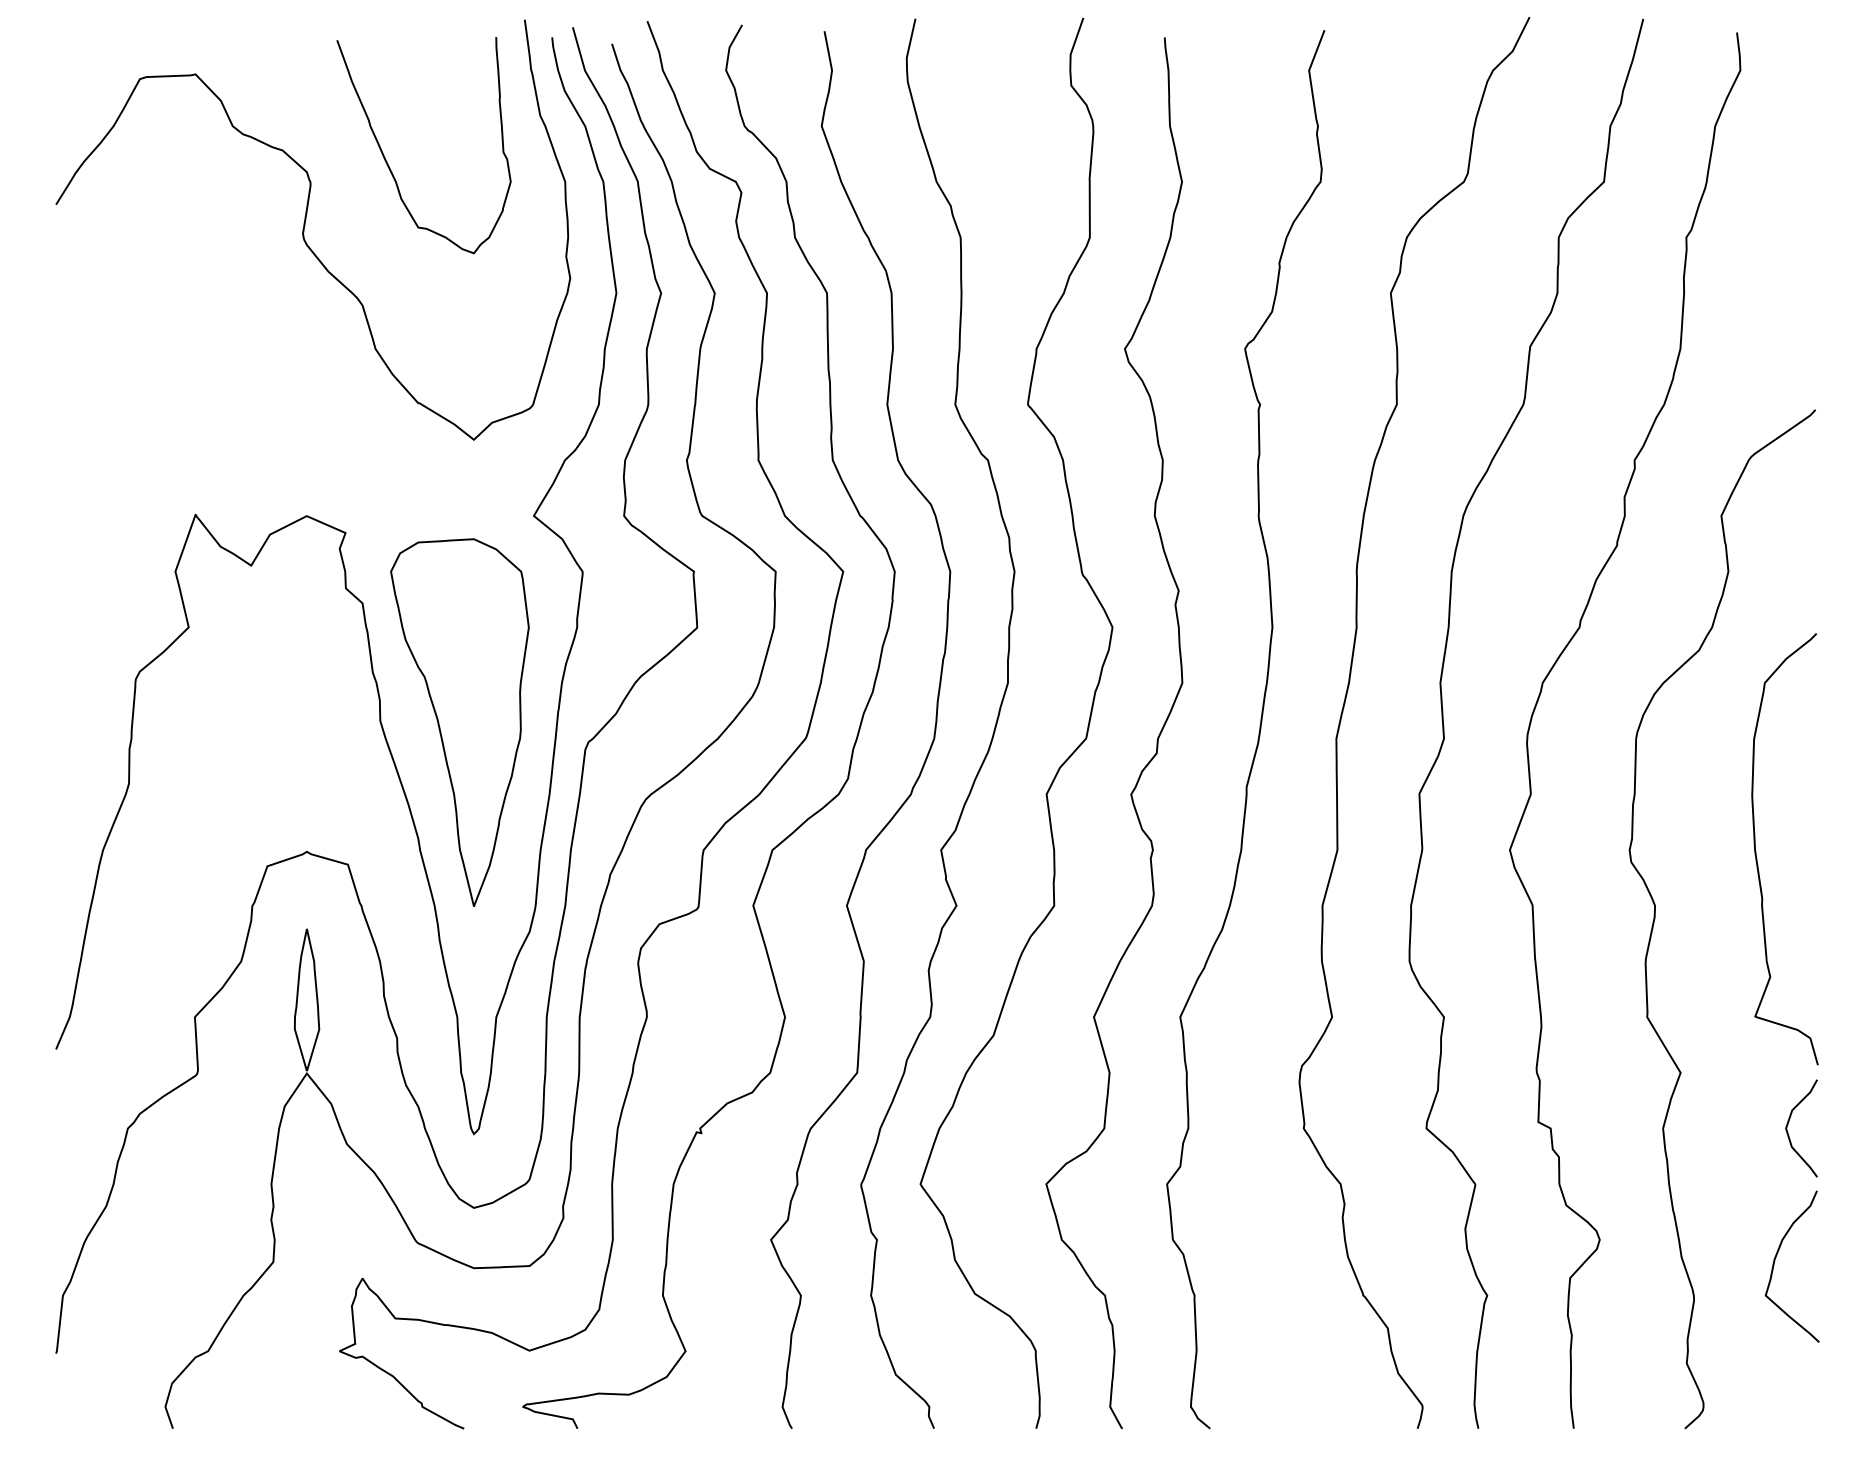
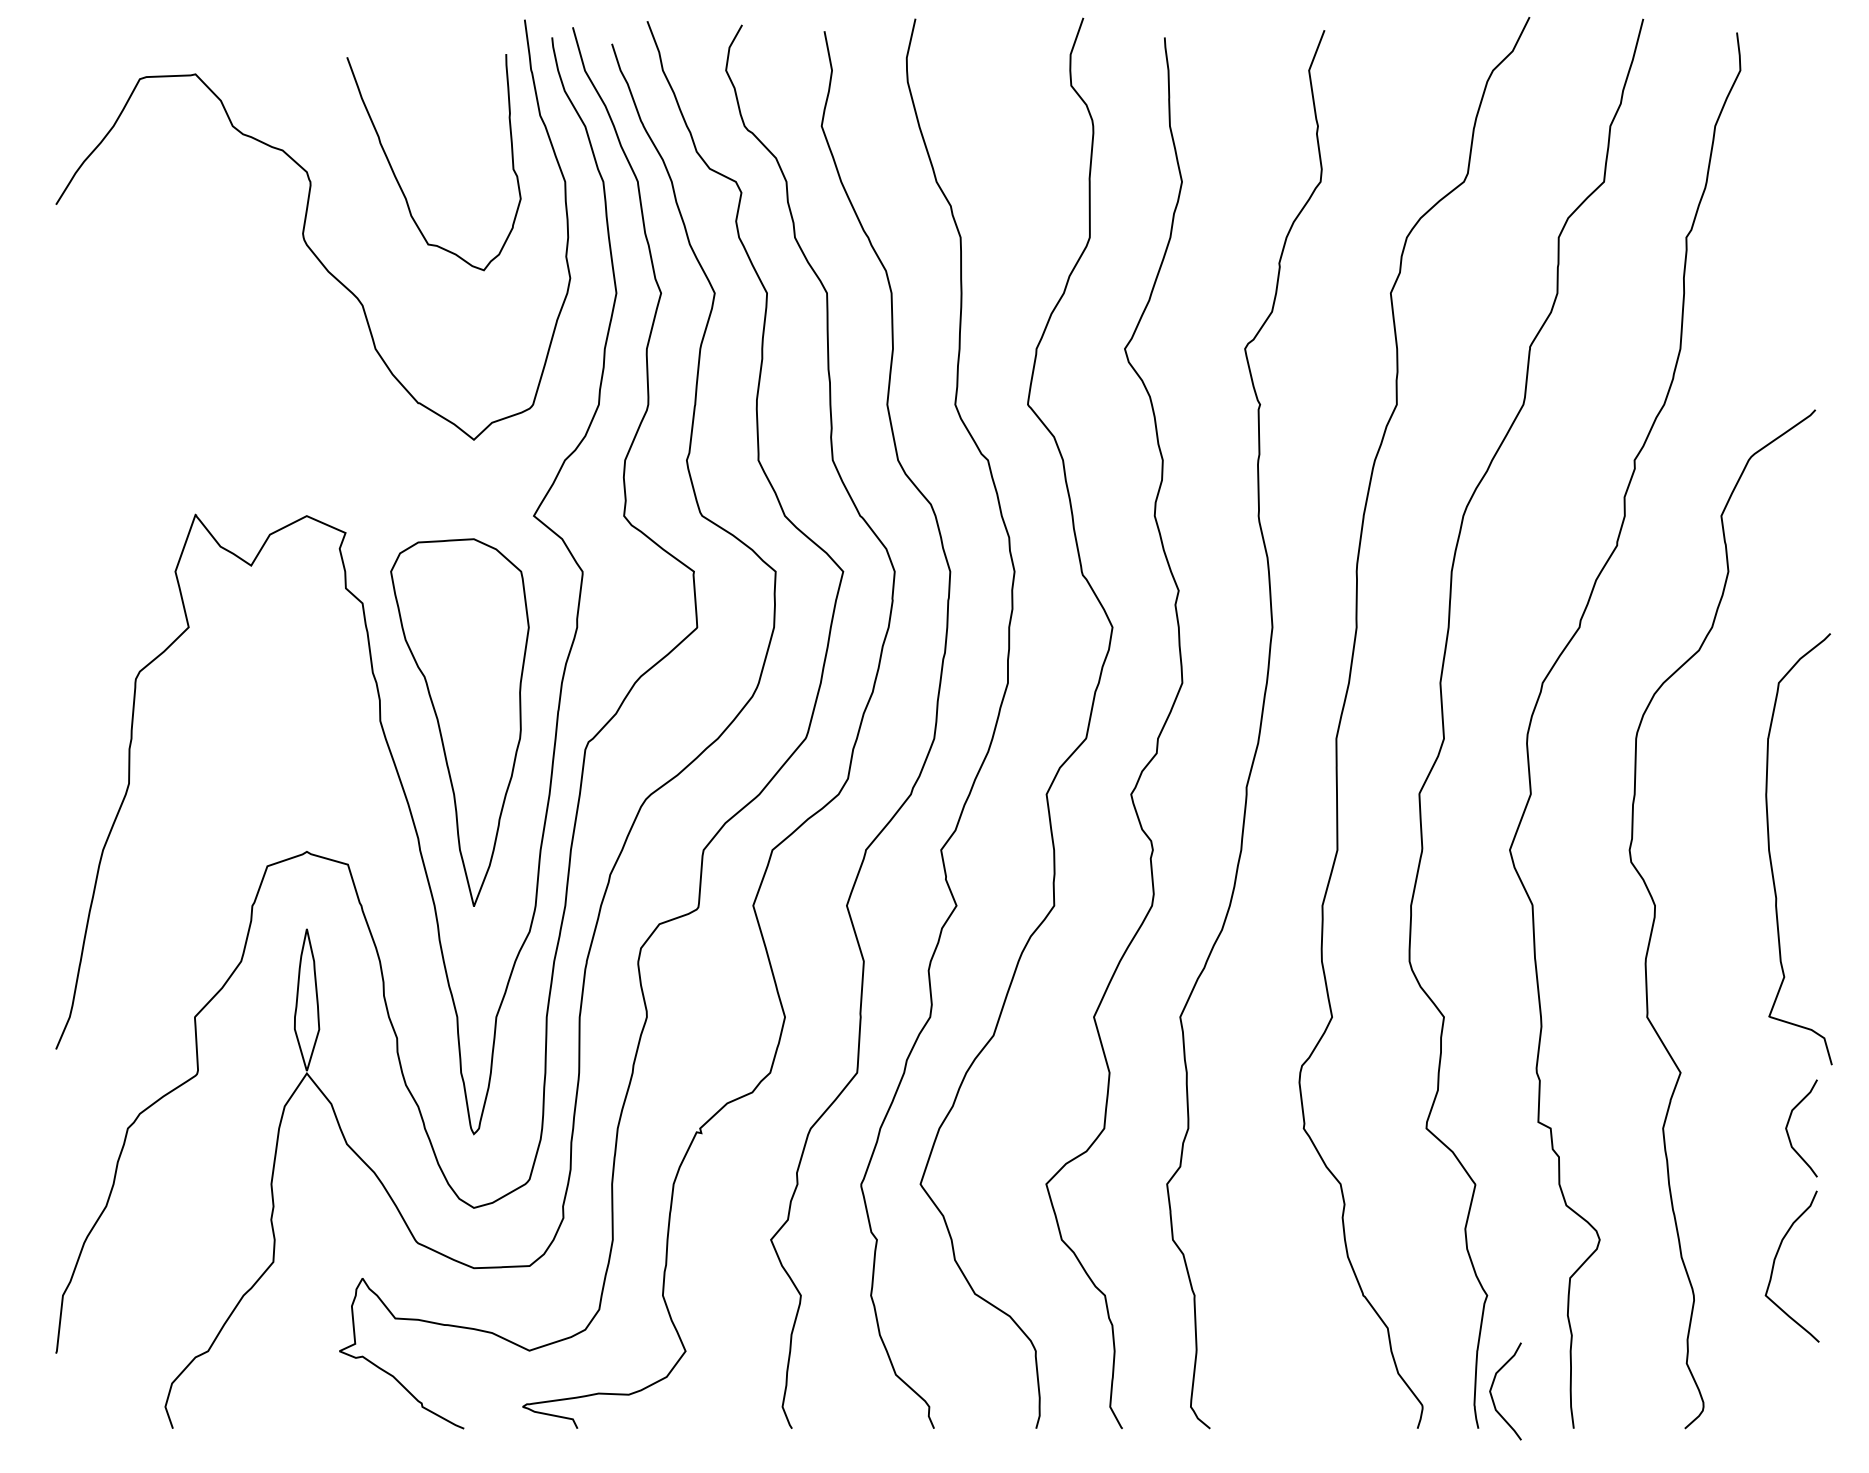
curve position: (388, 163) -> (398, 180) (398, 180)
curve position: (1756, 851) -> (1770, 851) (1770, 851)
curve: none -> present (1493, 1385)
